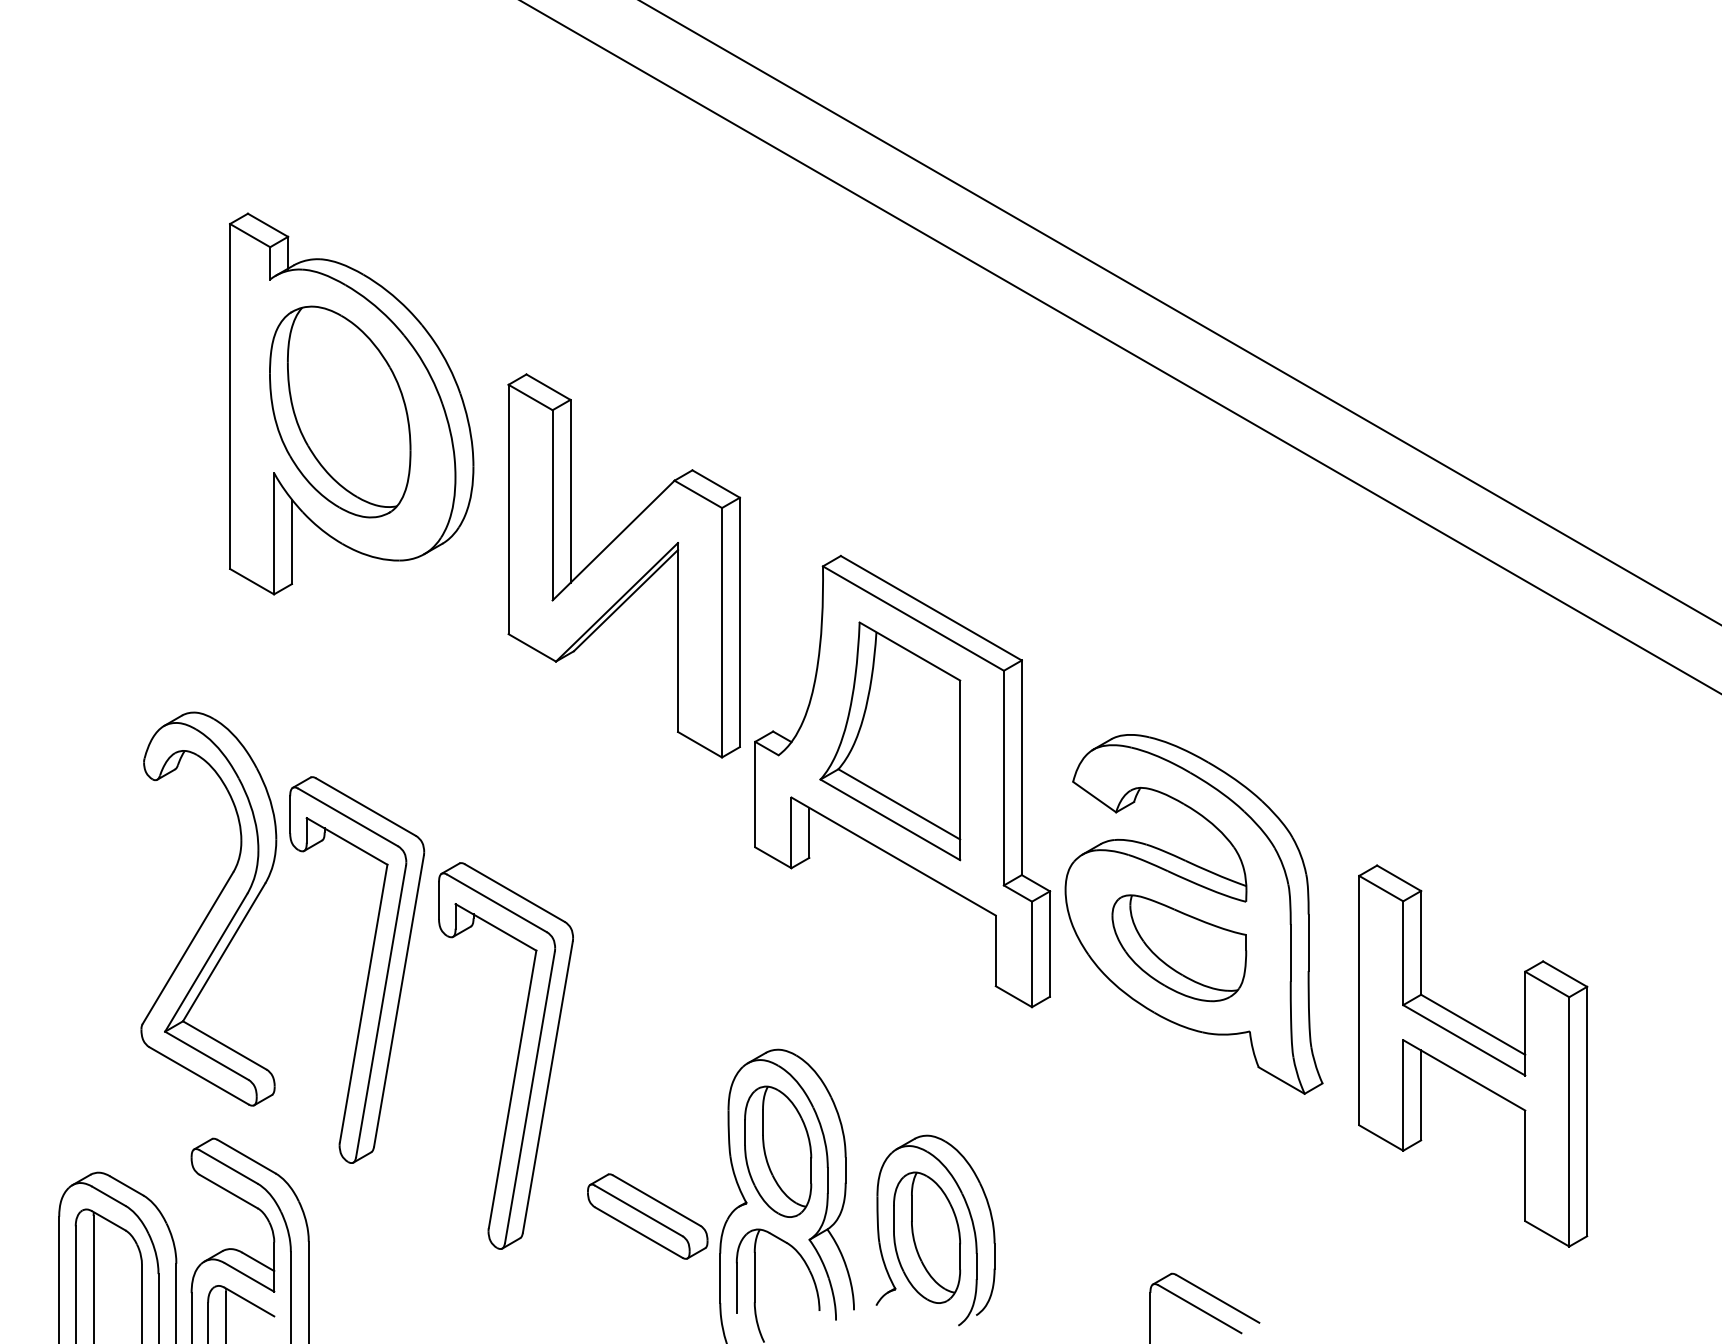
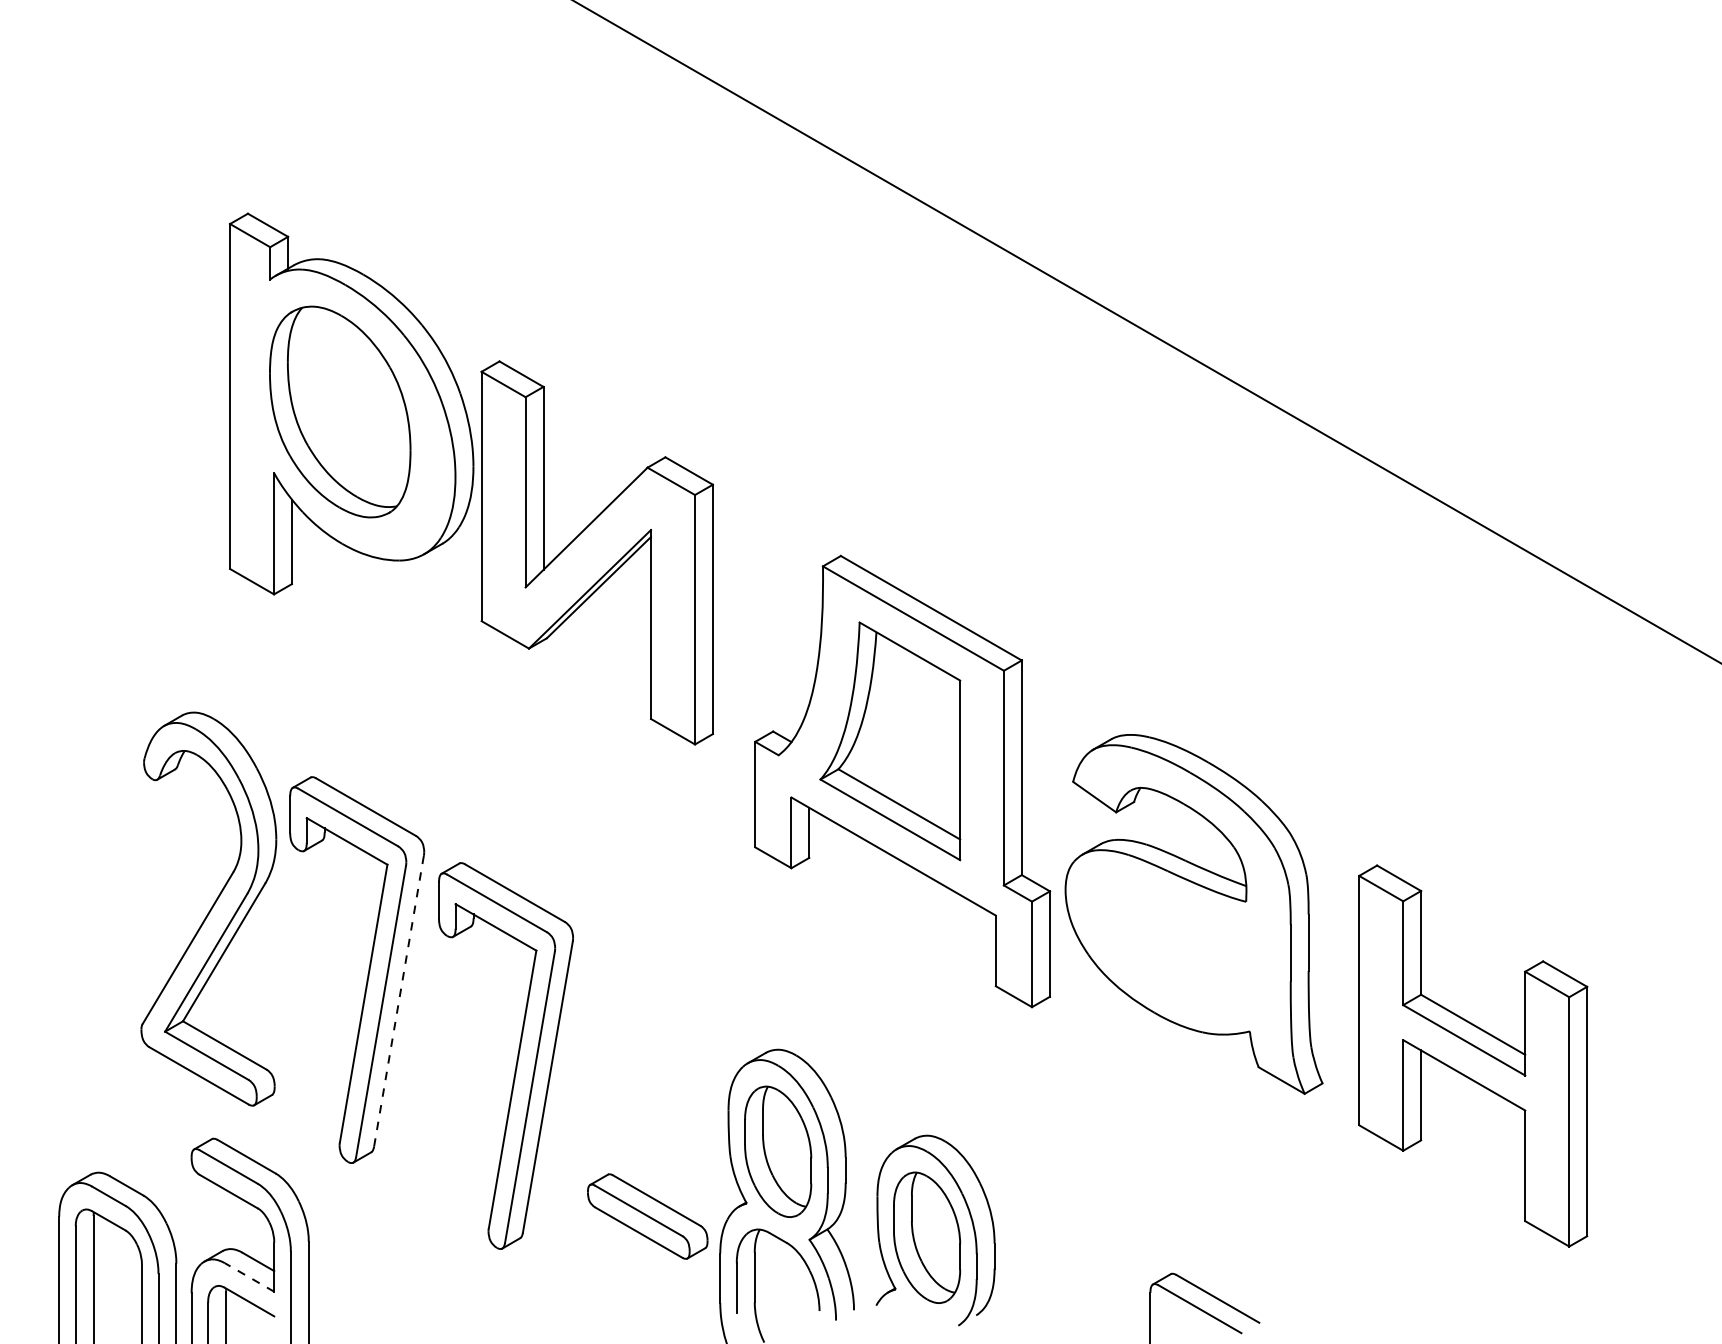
line: present -> none (1180, 312)
line position: (1120, 347) -> (1146, 332) (1146, 332)
part position: (623, 565) -> (596, 552) (596, 552)
part: present -> none (1179, 948)
line: solid -> dashed (398, 1001)
line: solid -> dashed (249, 1277)
